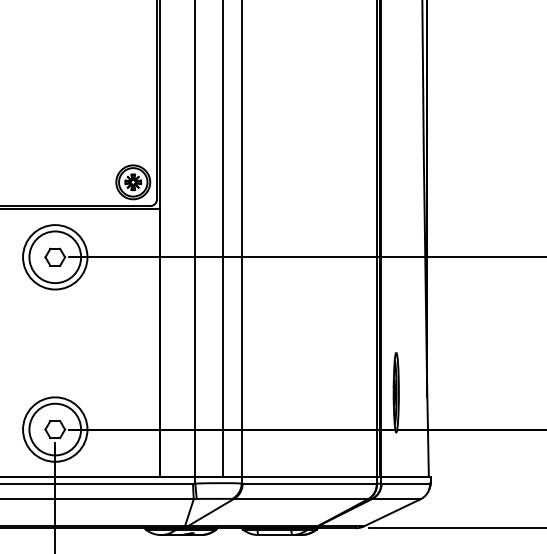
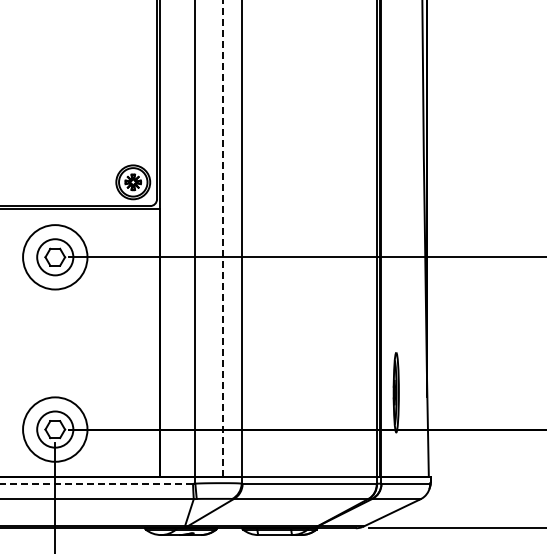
line: solid -> dashed (222, 238)
circle diameter: 52 px -> 36 px (55, 257)
circle diameter: 52 px -> 36 px (55, 429)
line: solid -> dashed (96, 483)
